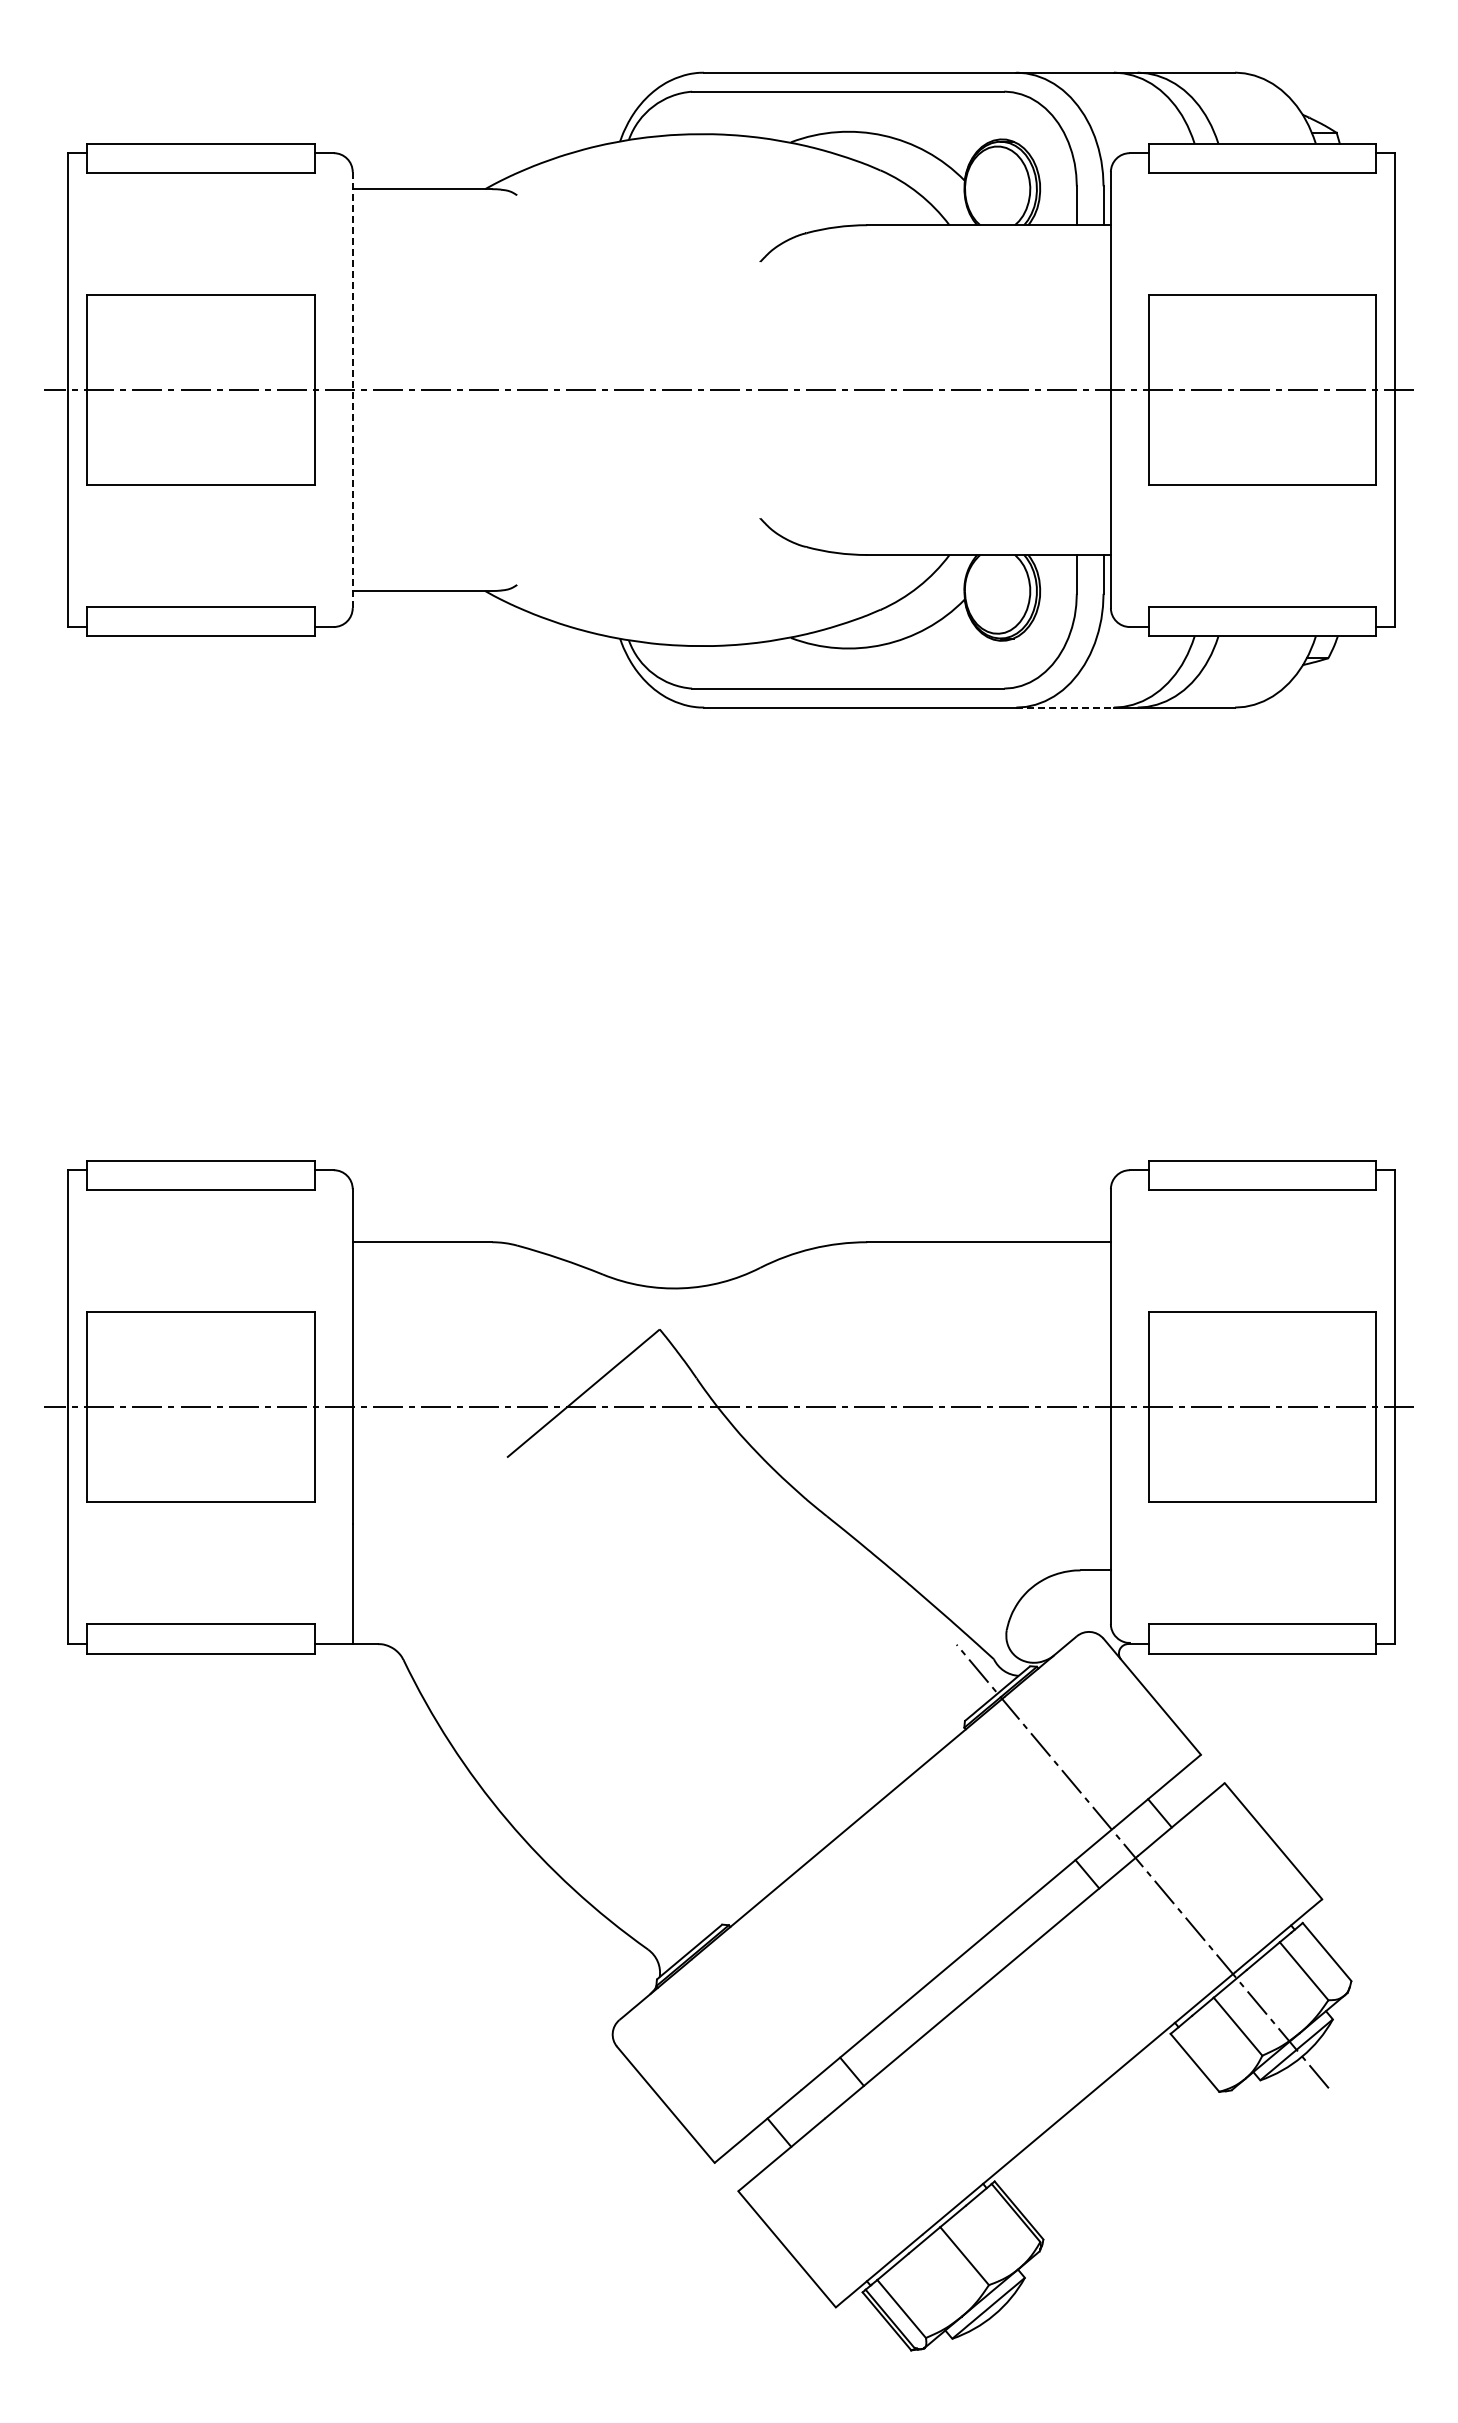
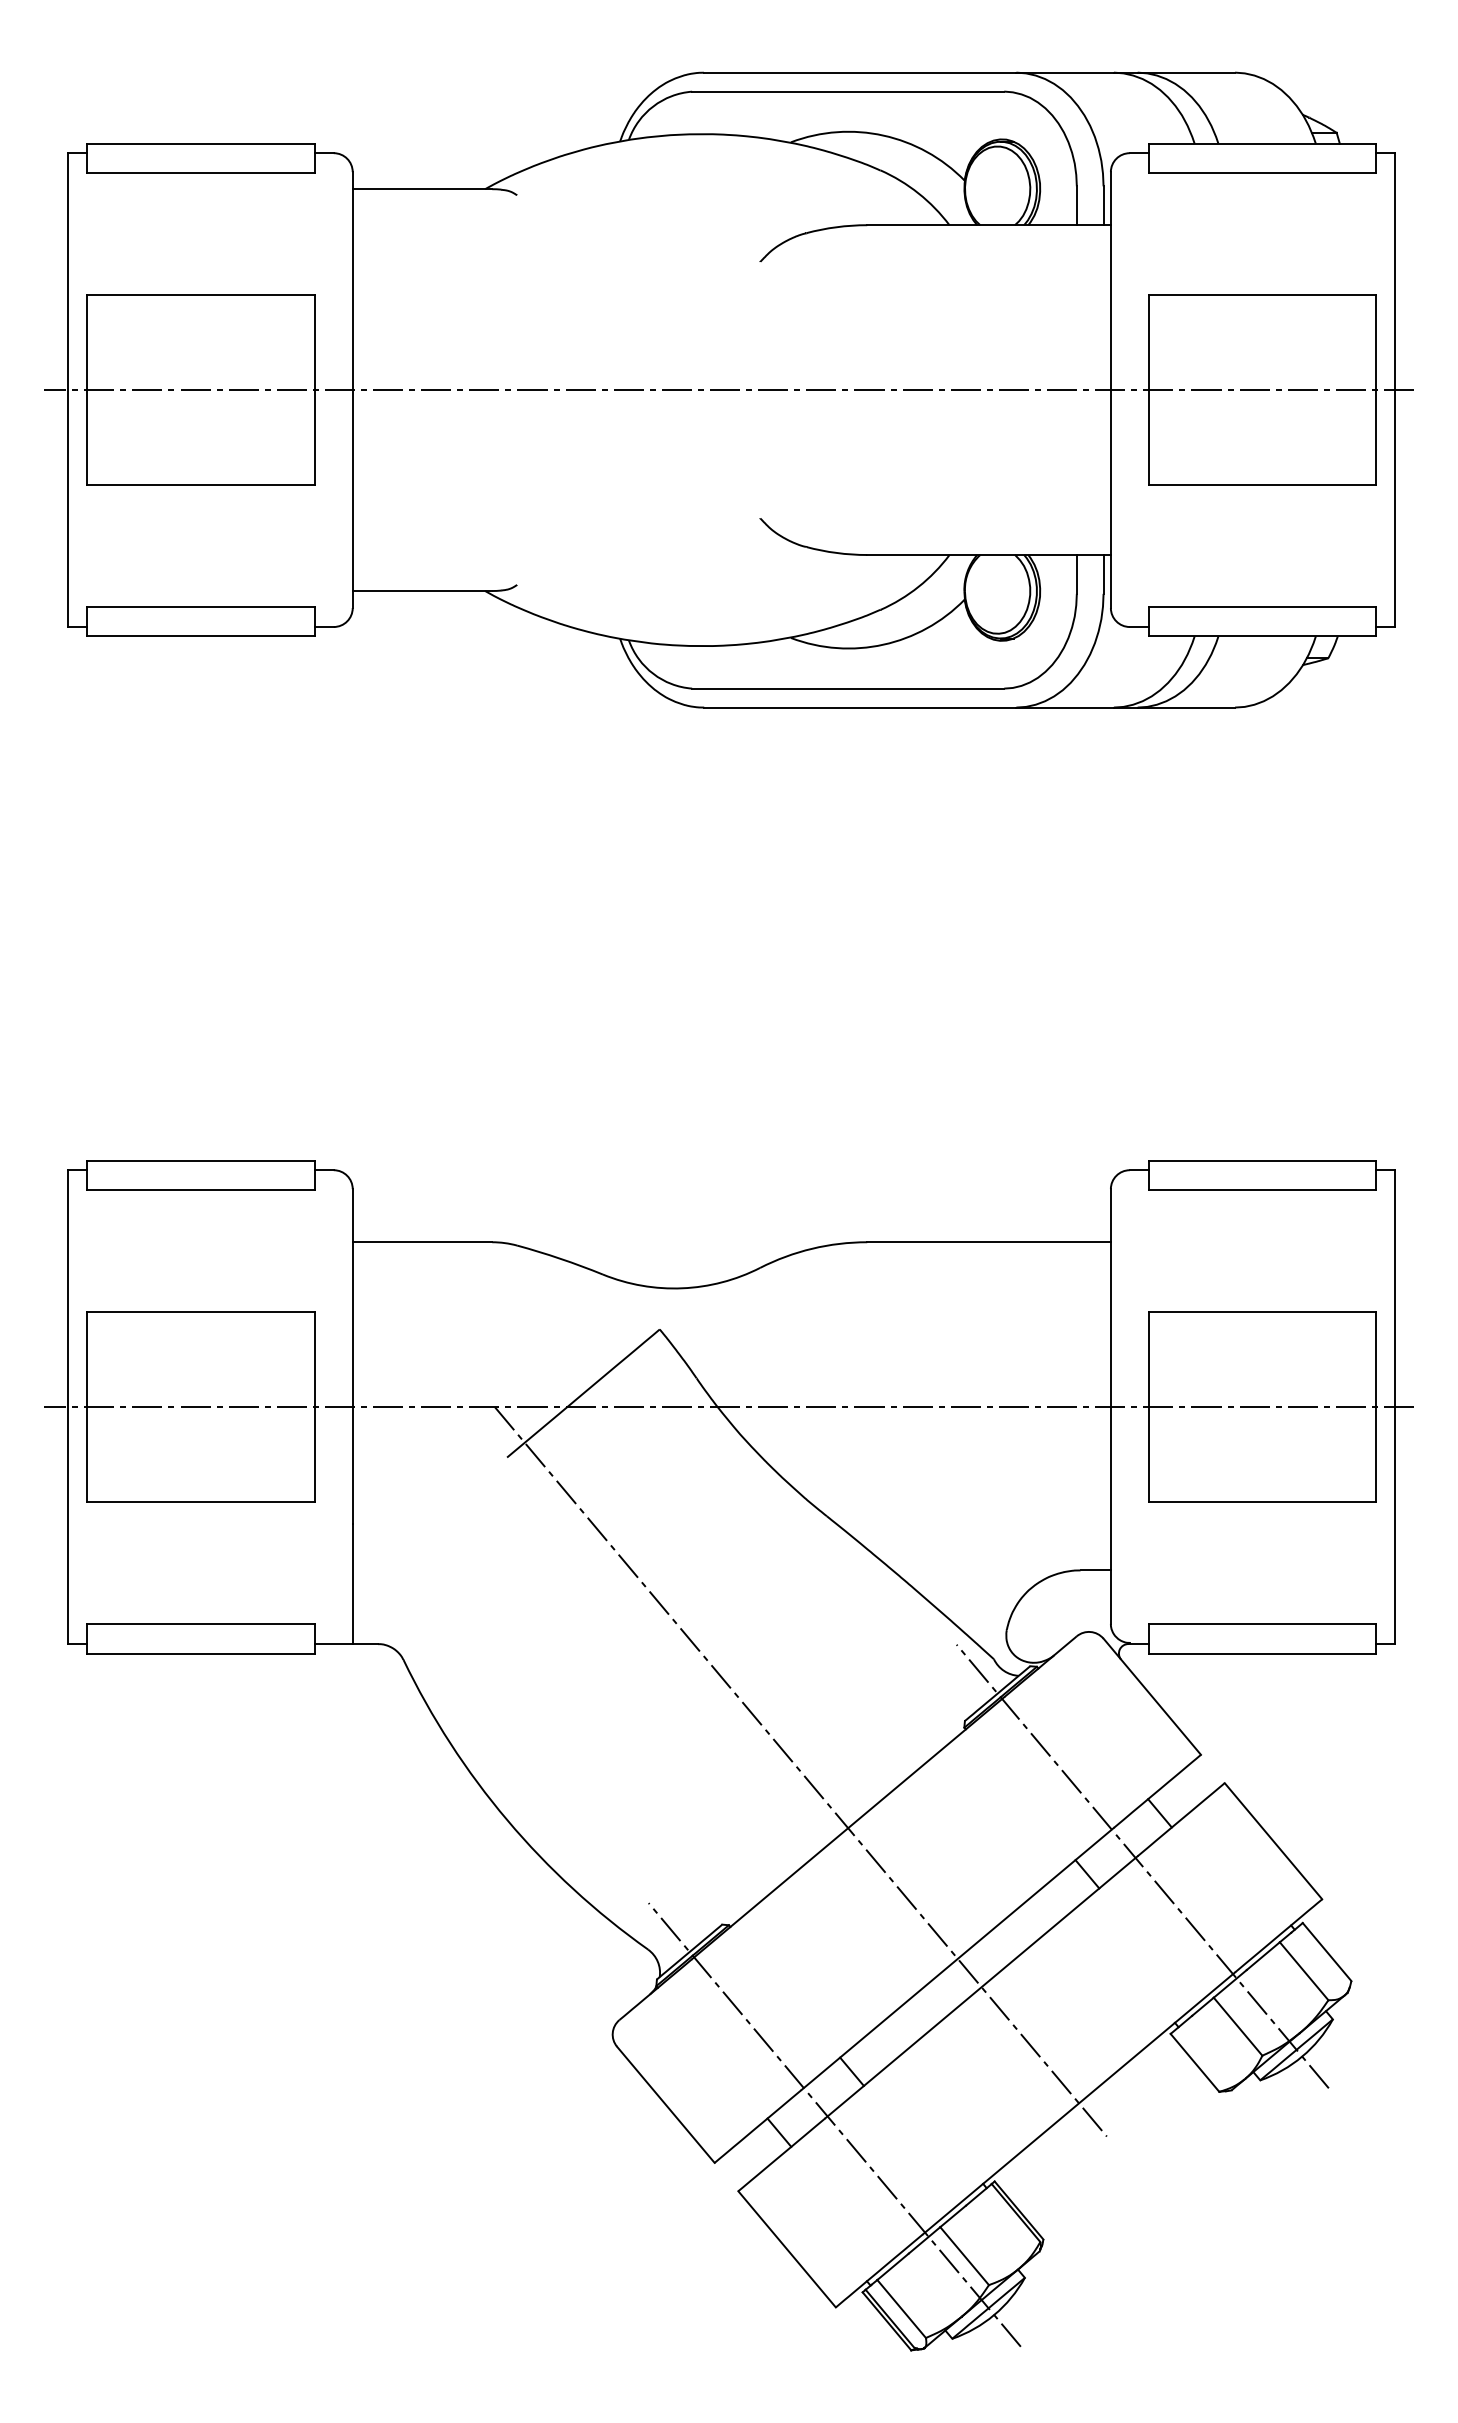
line: dashed -> solid (352, 390)
line: dashed -> solid (1065, 707)
line: none -> present (800, 1771)
line: none -> present (834, 2124)
